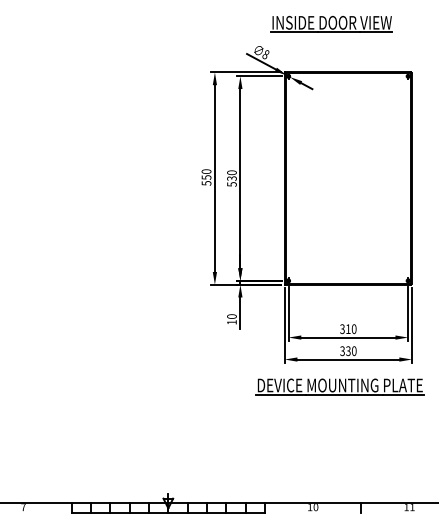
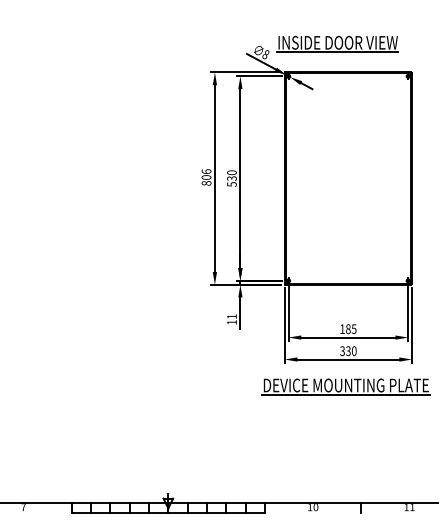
part position: (331, 24) -> (337, 44) (337, 44)
text: 550 -> 806 (206, 177)
text: 10 -> 11 (231, 316)
text: 310 -> 185 (348, 329)
part position: (339, 386) -> (345, 386) (345, 386)
